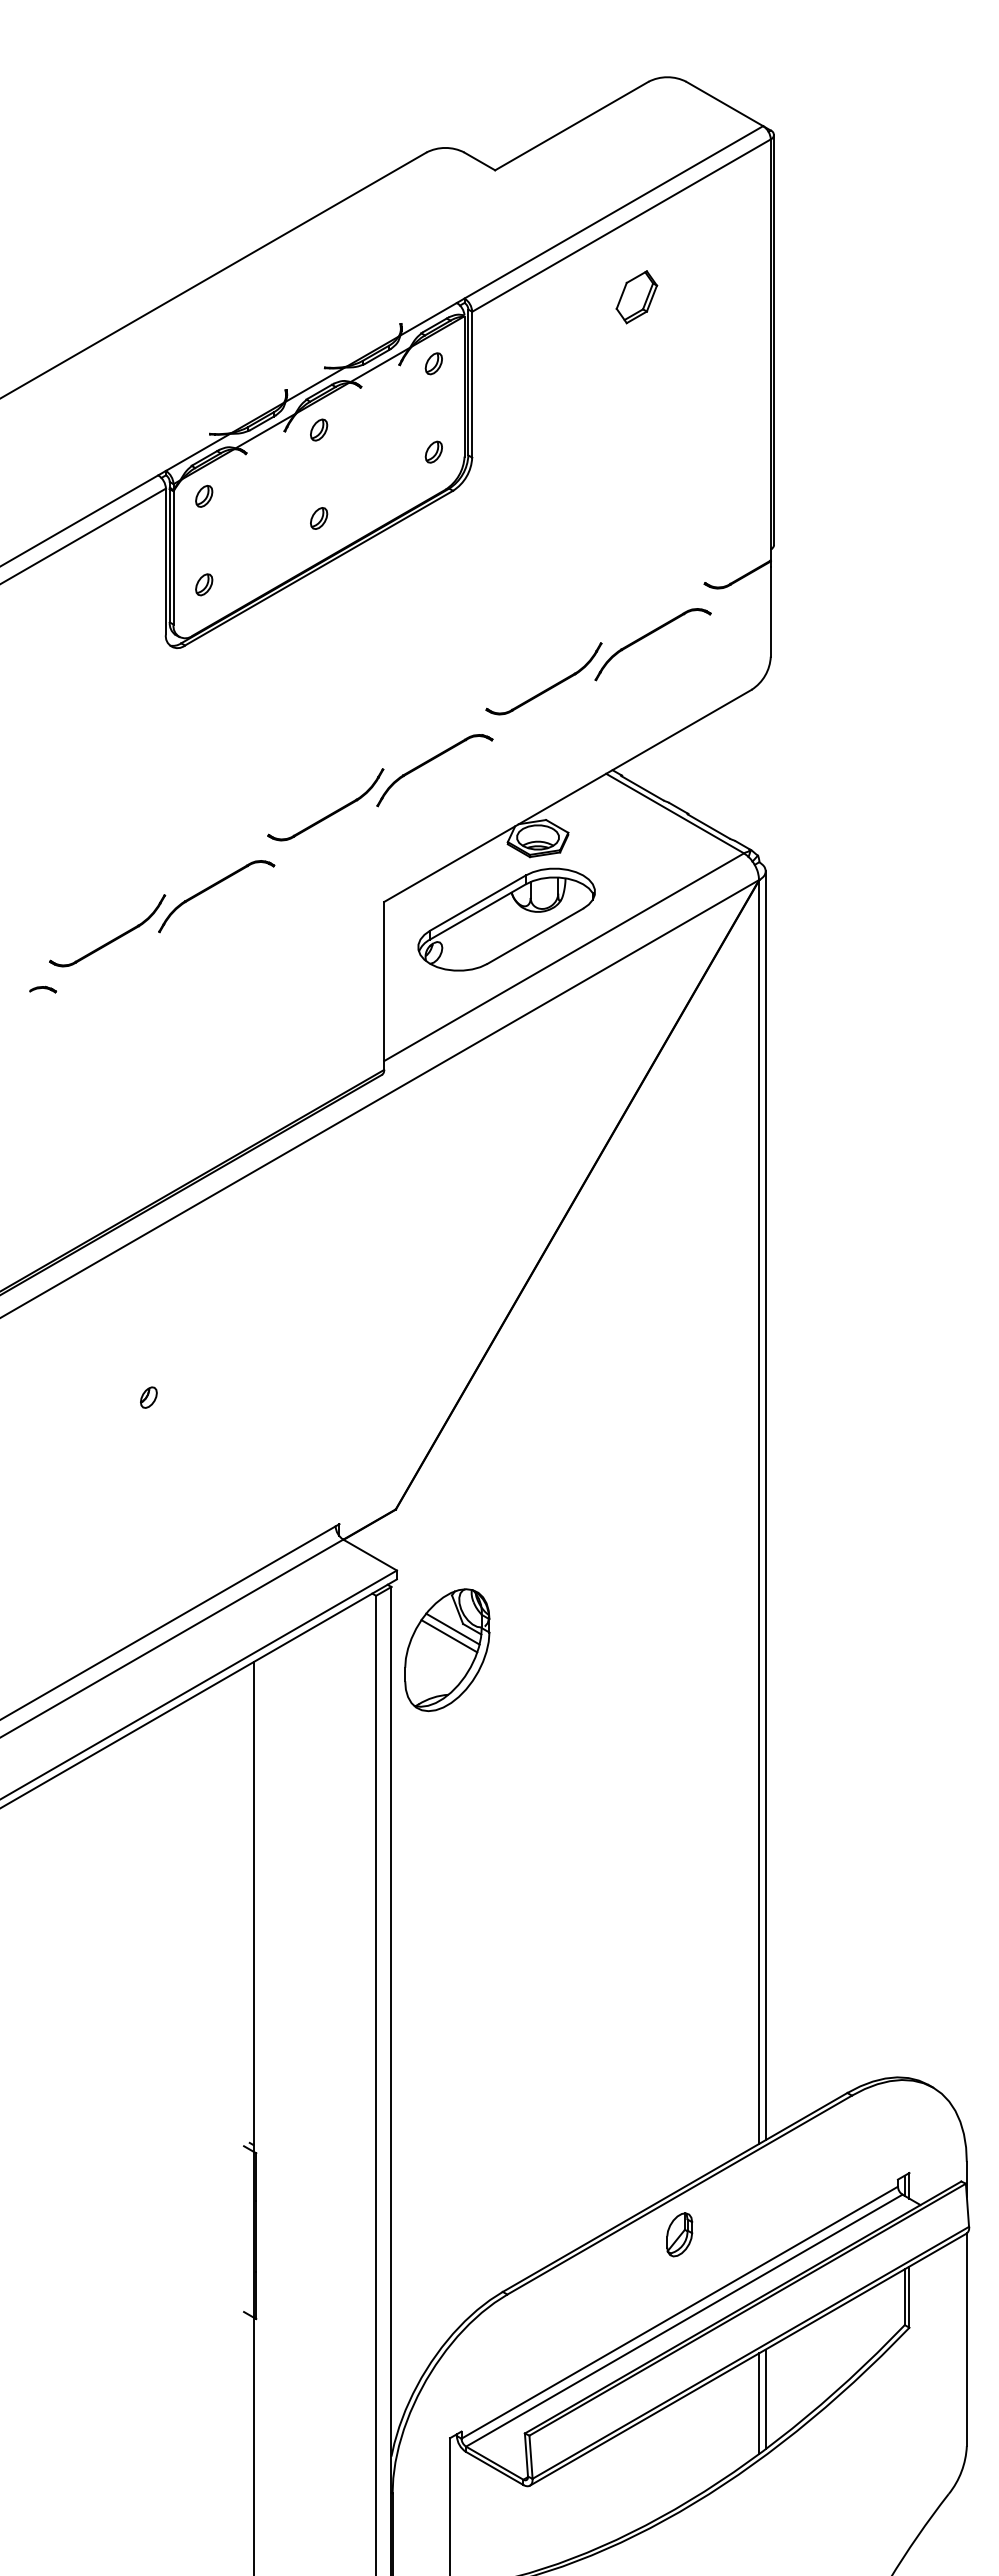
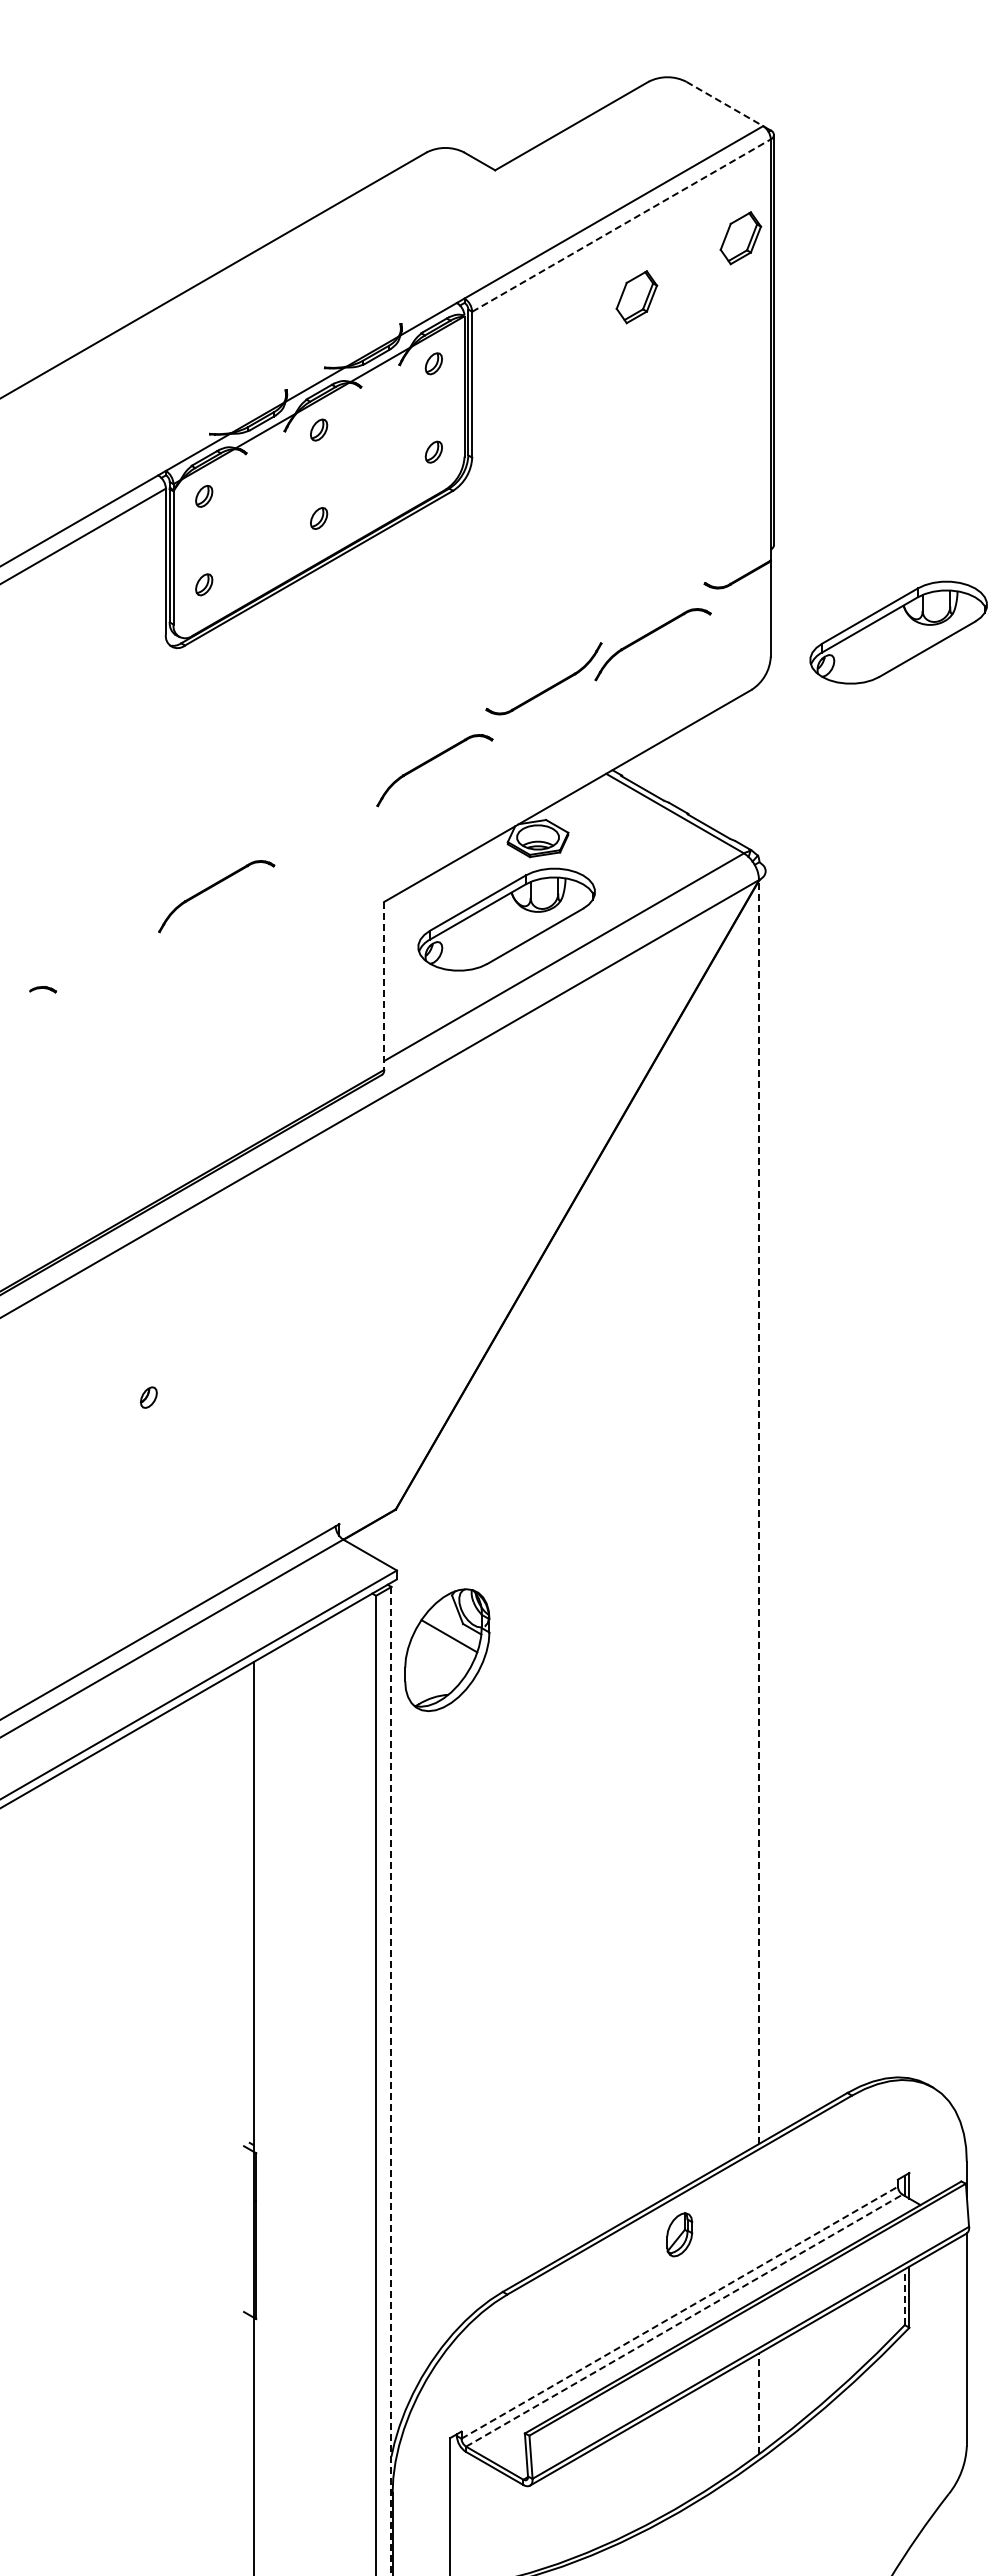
line: solid -> dashed (725, 104)
line: solid -> dashed (621, 225)
part: none -> present (740, 238)
part: none -> present (898, 632)
part: present -> none (330, 813)
part: present -> none (113, 938)
line: solid -> dashed (384, 985)
line: present -> none (765, 1505)
line: solid -> dashed (759, 1512)
line: present -> none (452, 1628)
line: solid -> dashed (391, 2081)
line: solid -> dashed (904, 2297)
line: solid -> dashed (679, 2312)
line: solid -> dashed (684, 2320)
line: present -> none (765, 2399)
line: solid -> dashed (759, 2403)
